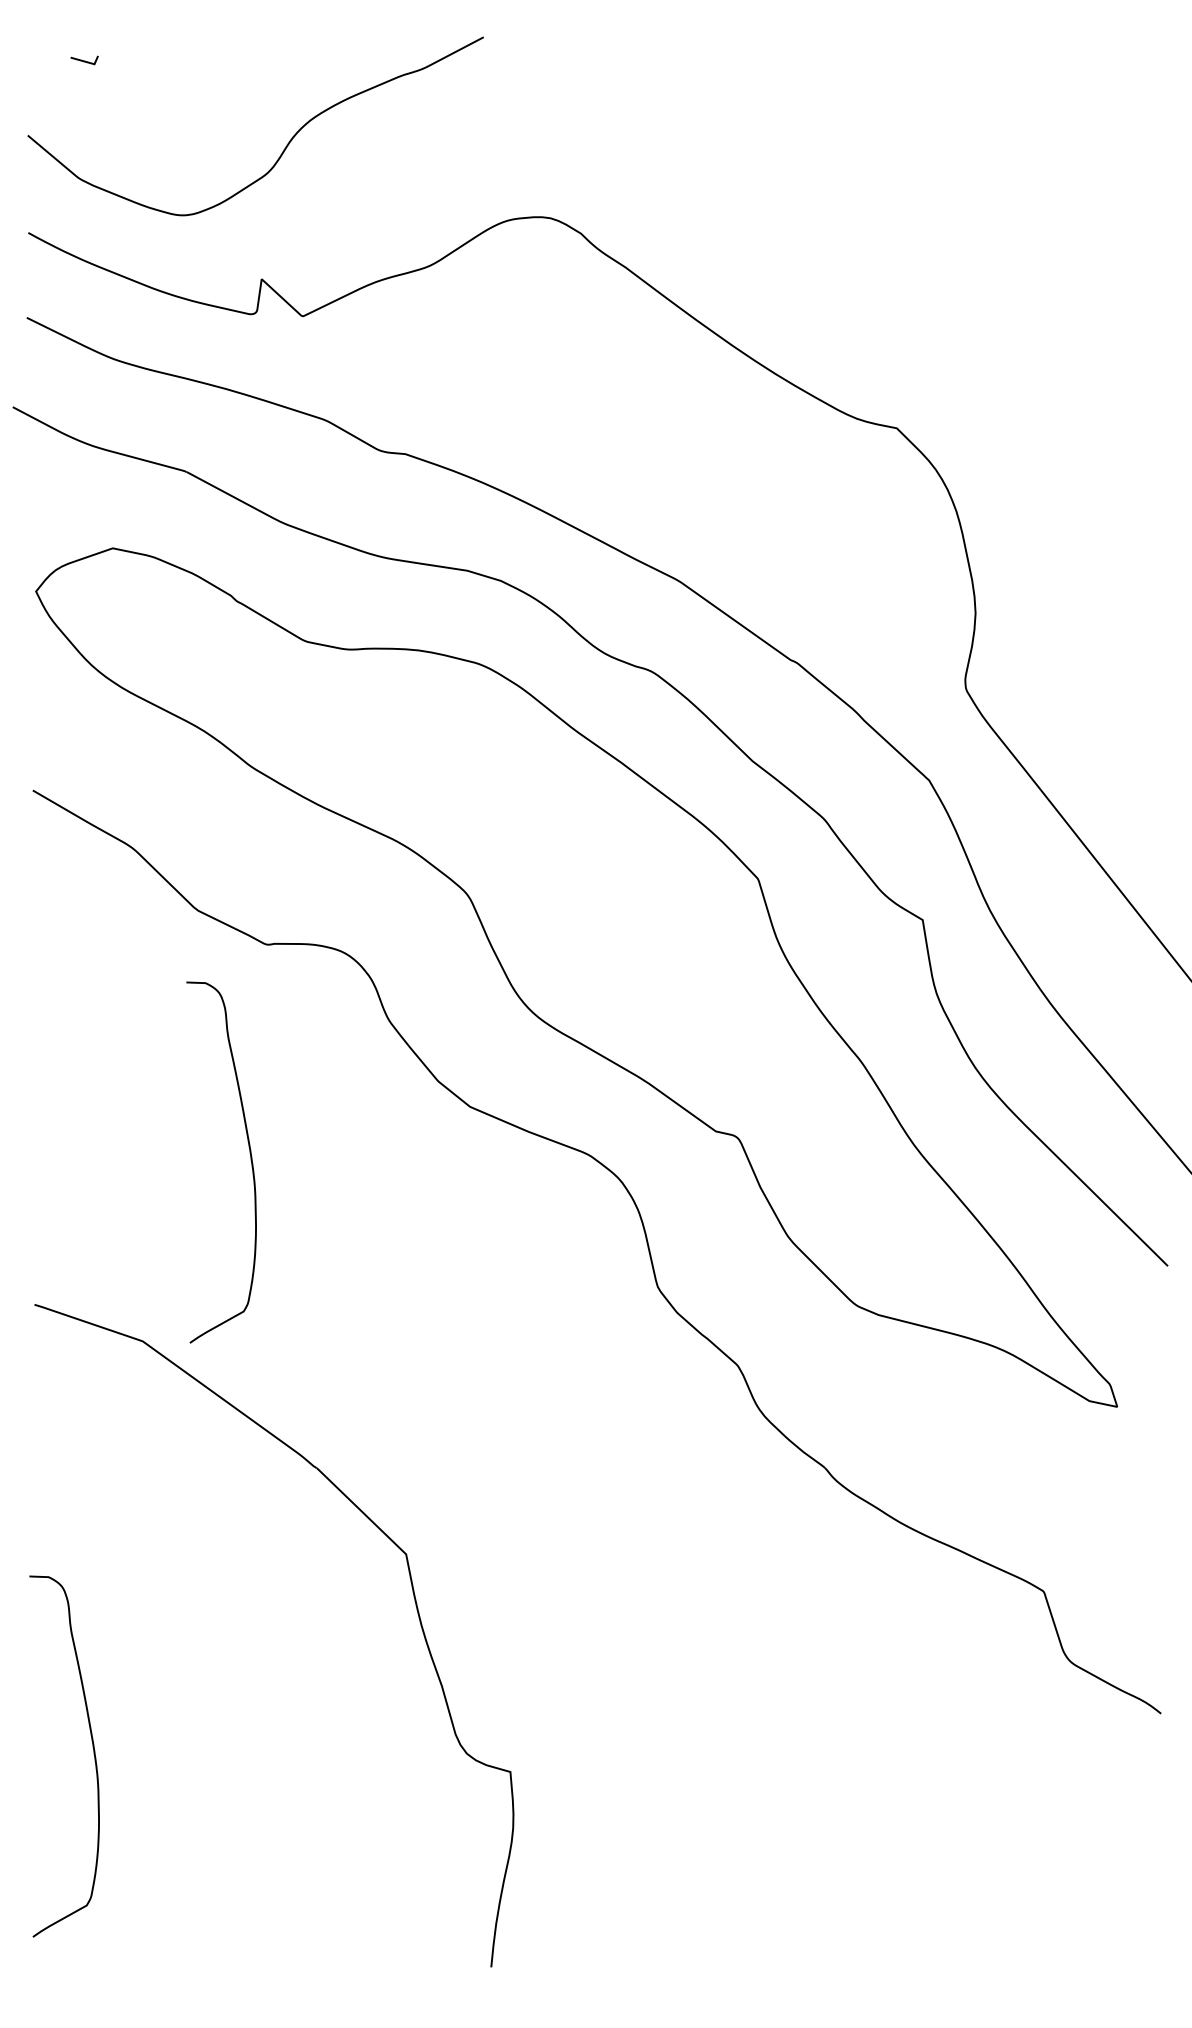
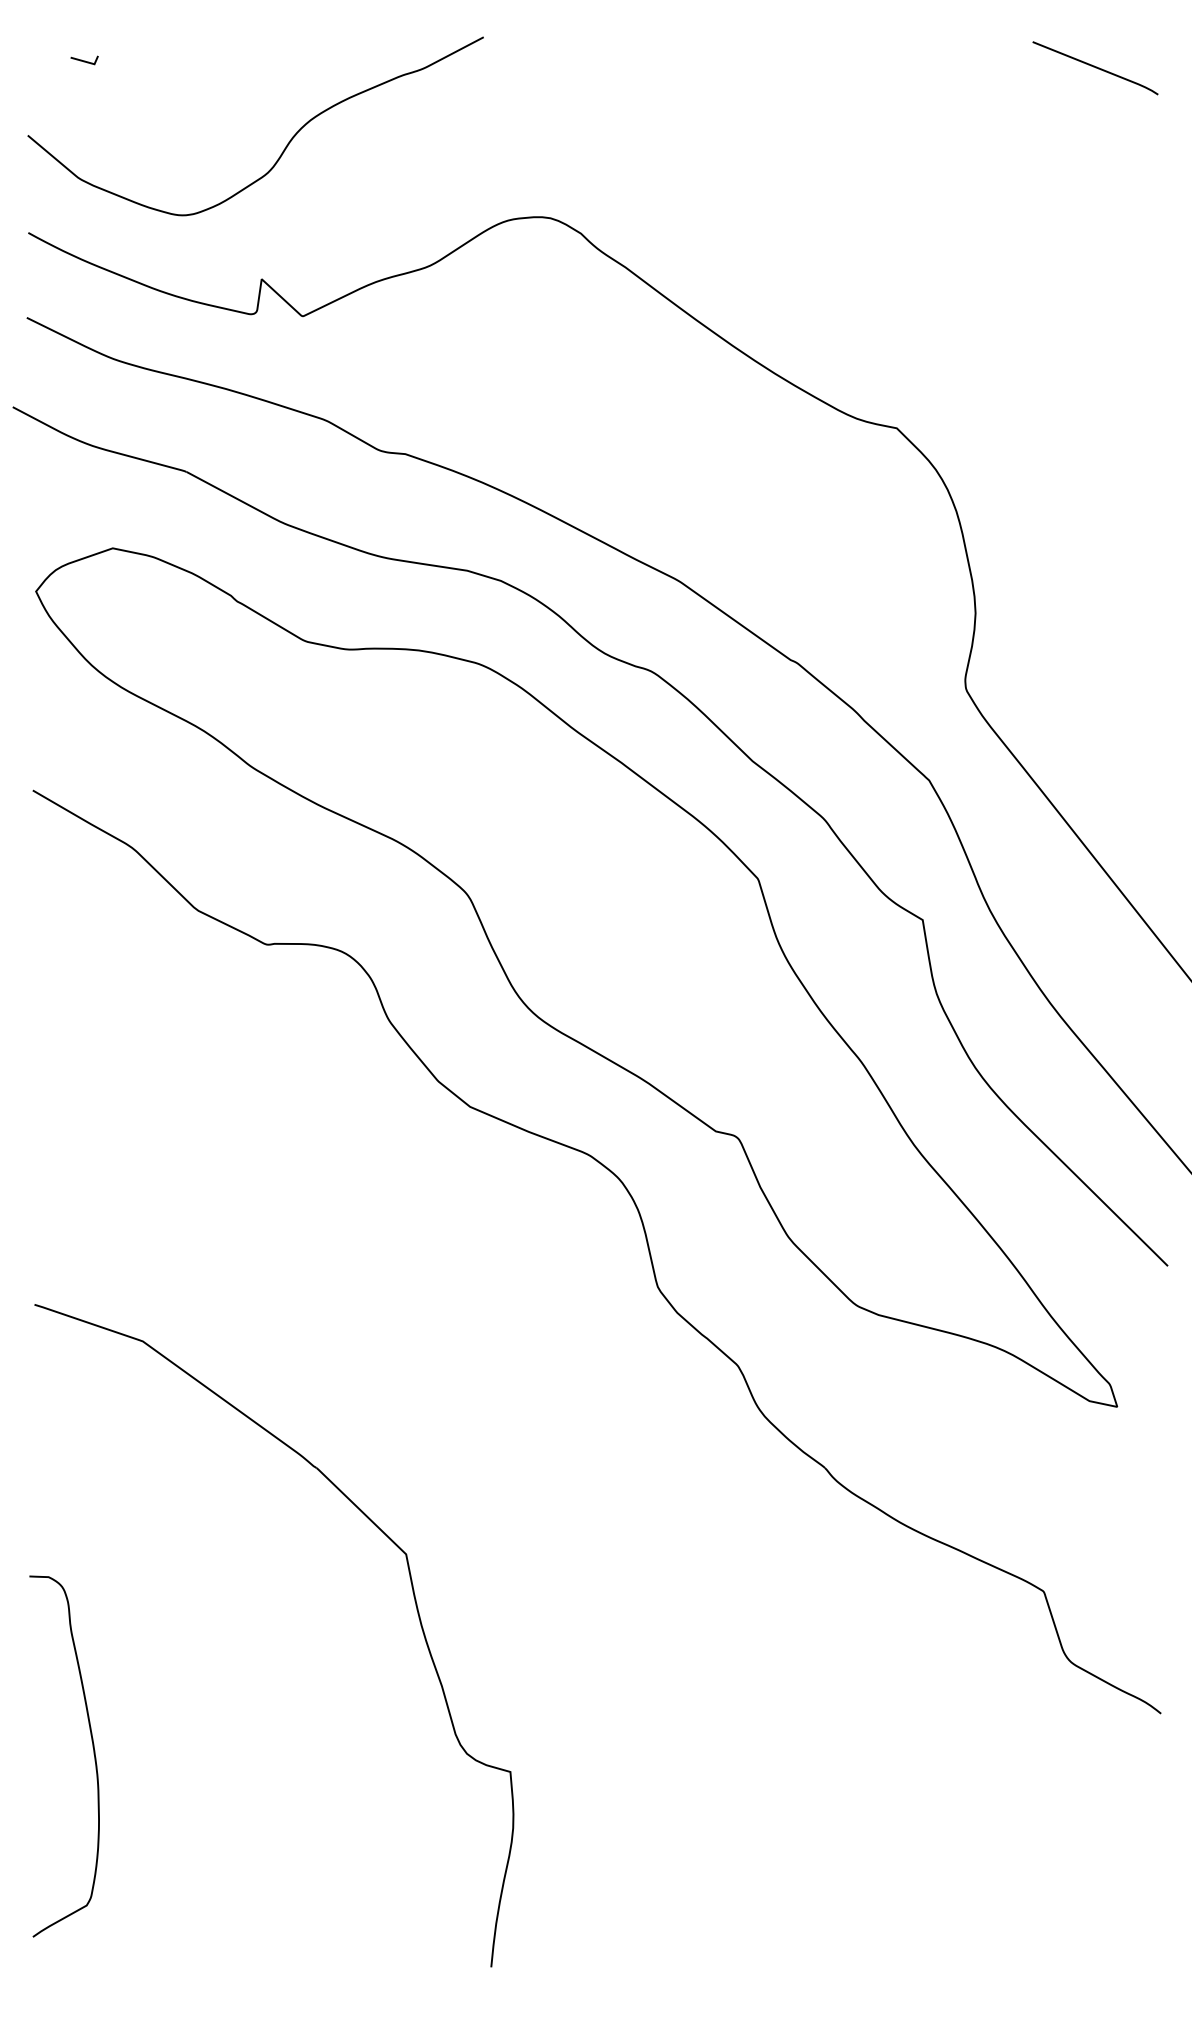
line: none -> present (1095, 68)
curve: present -> none (250, 1160)
